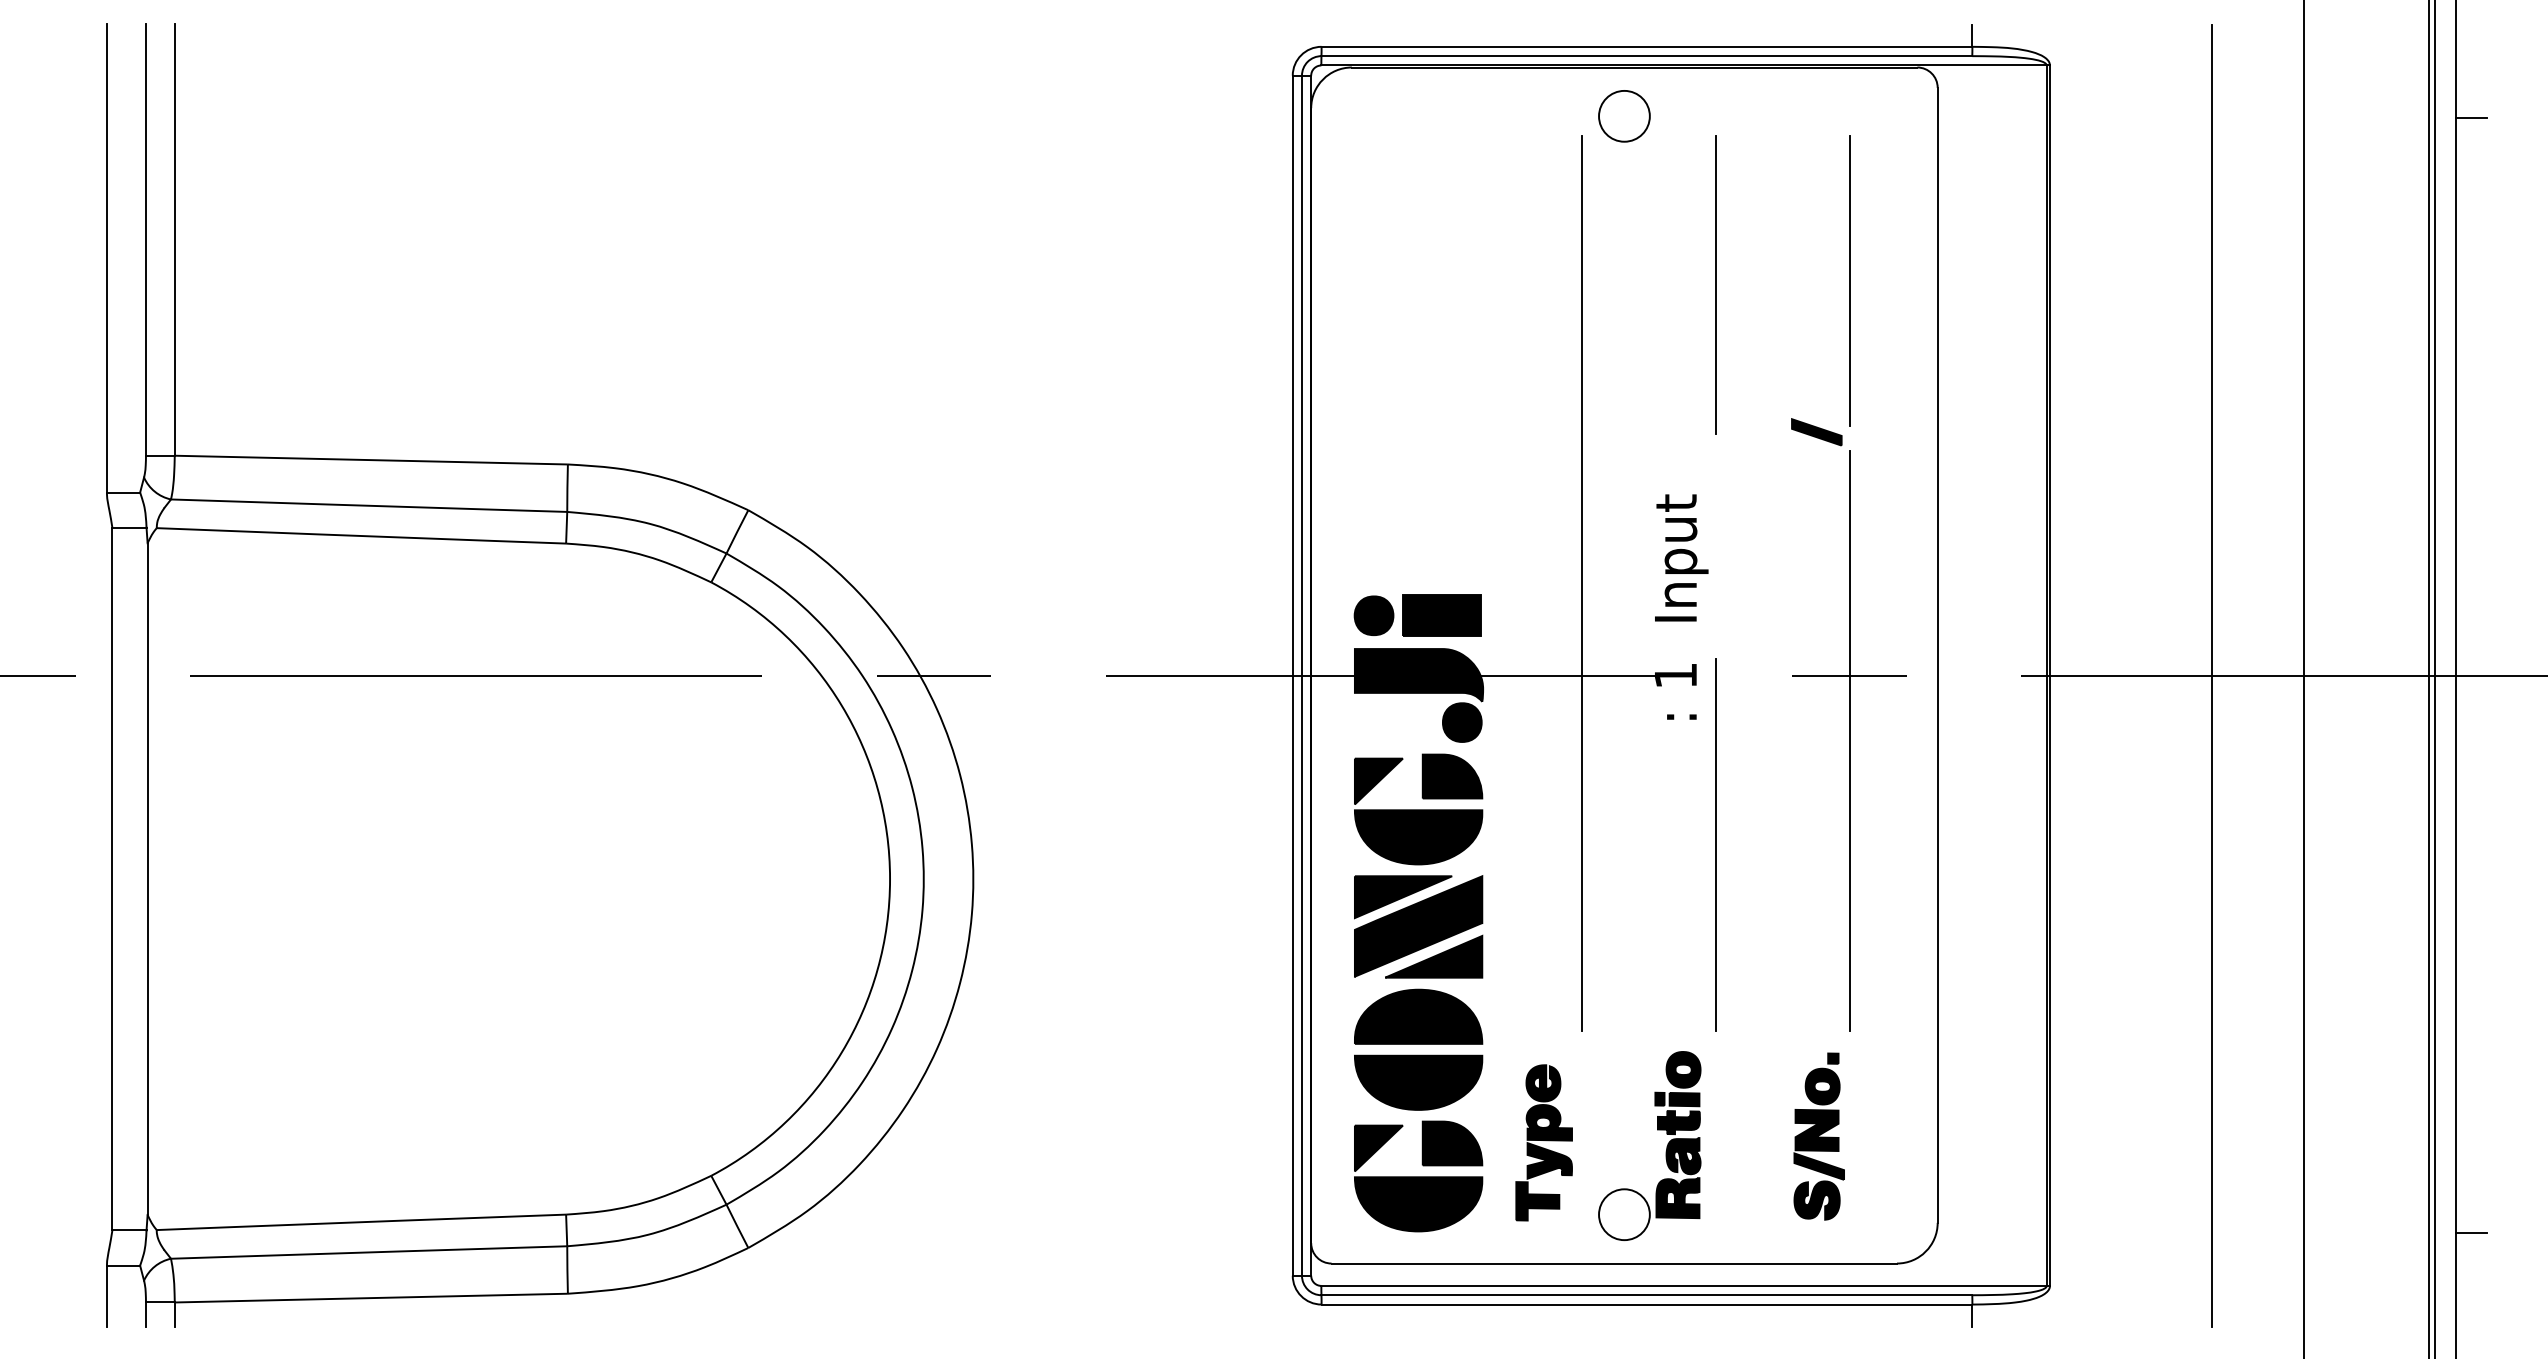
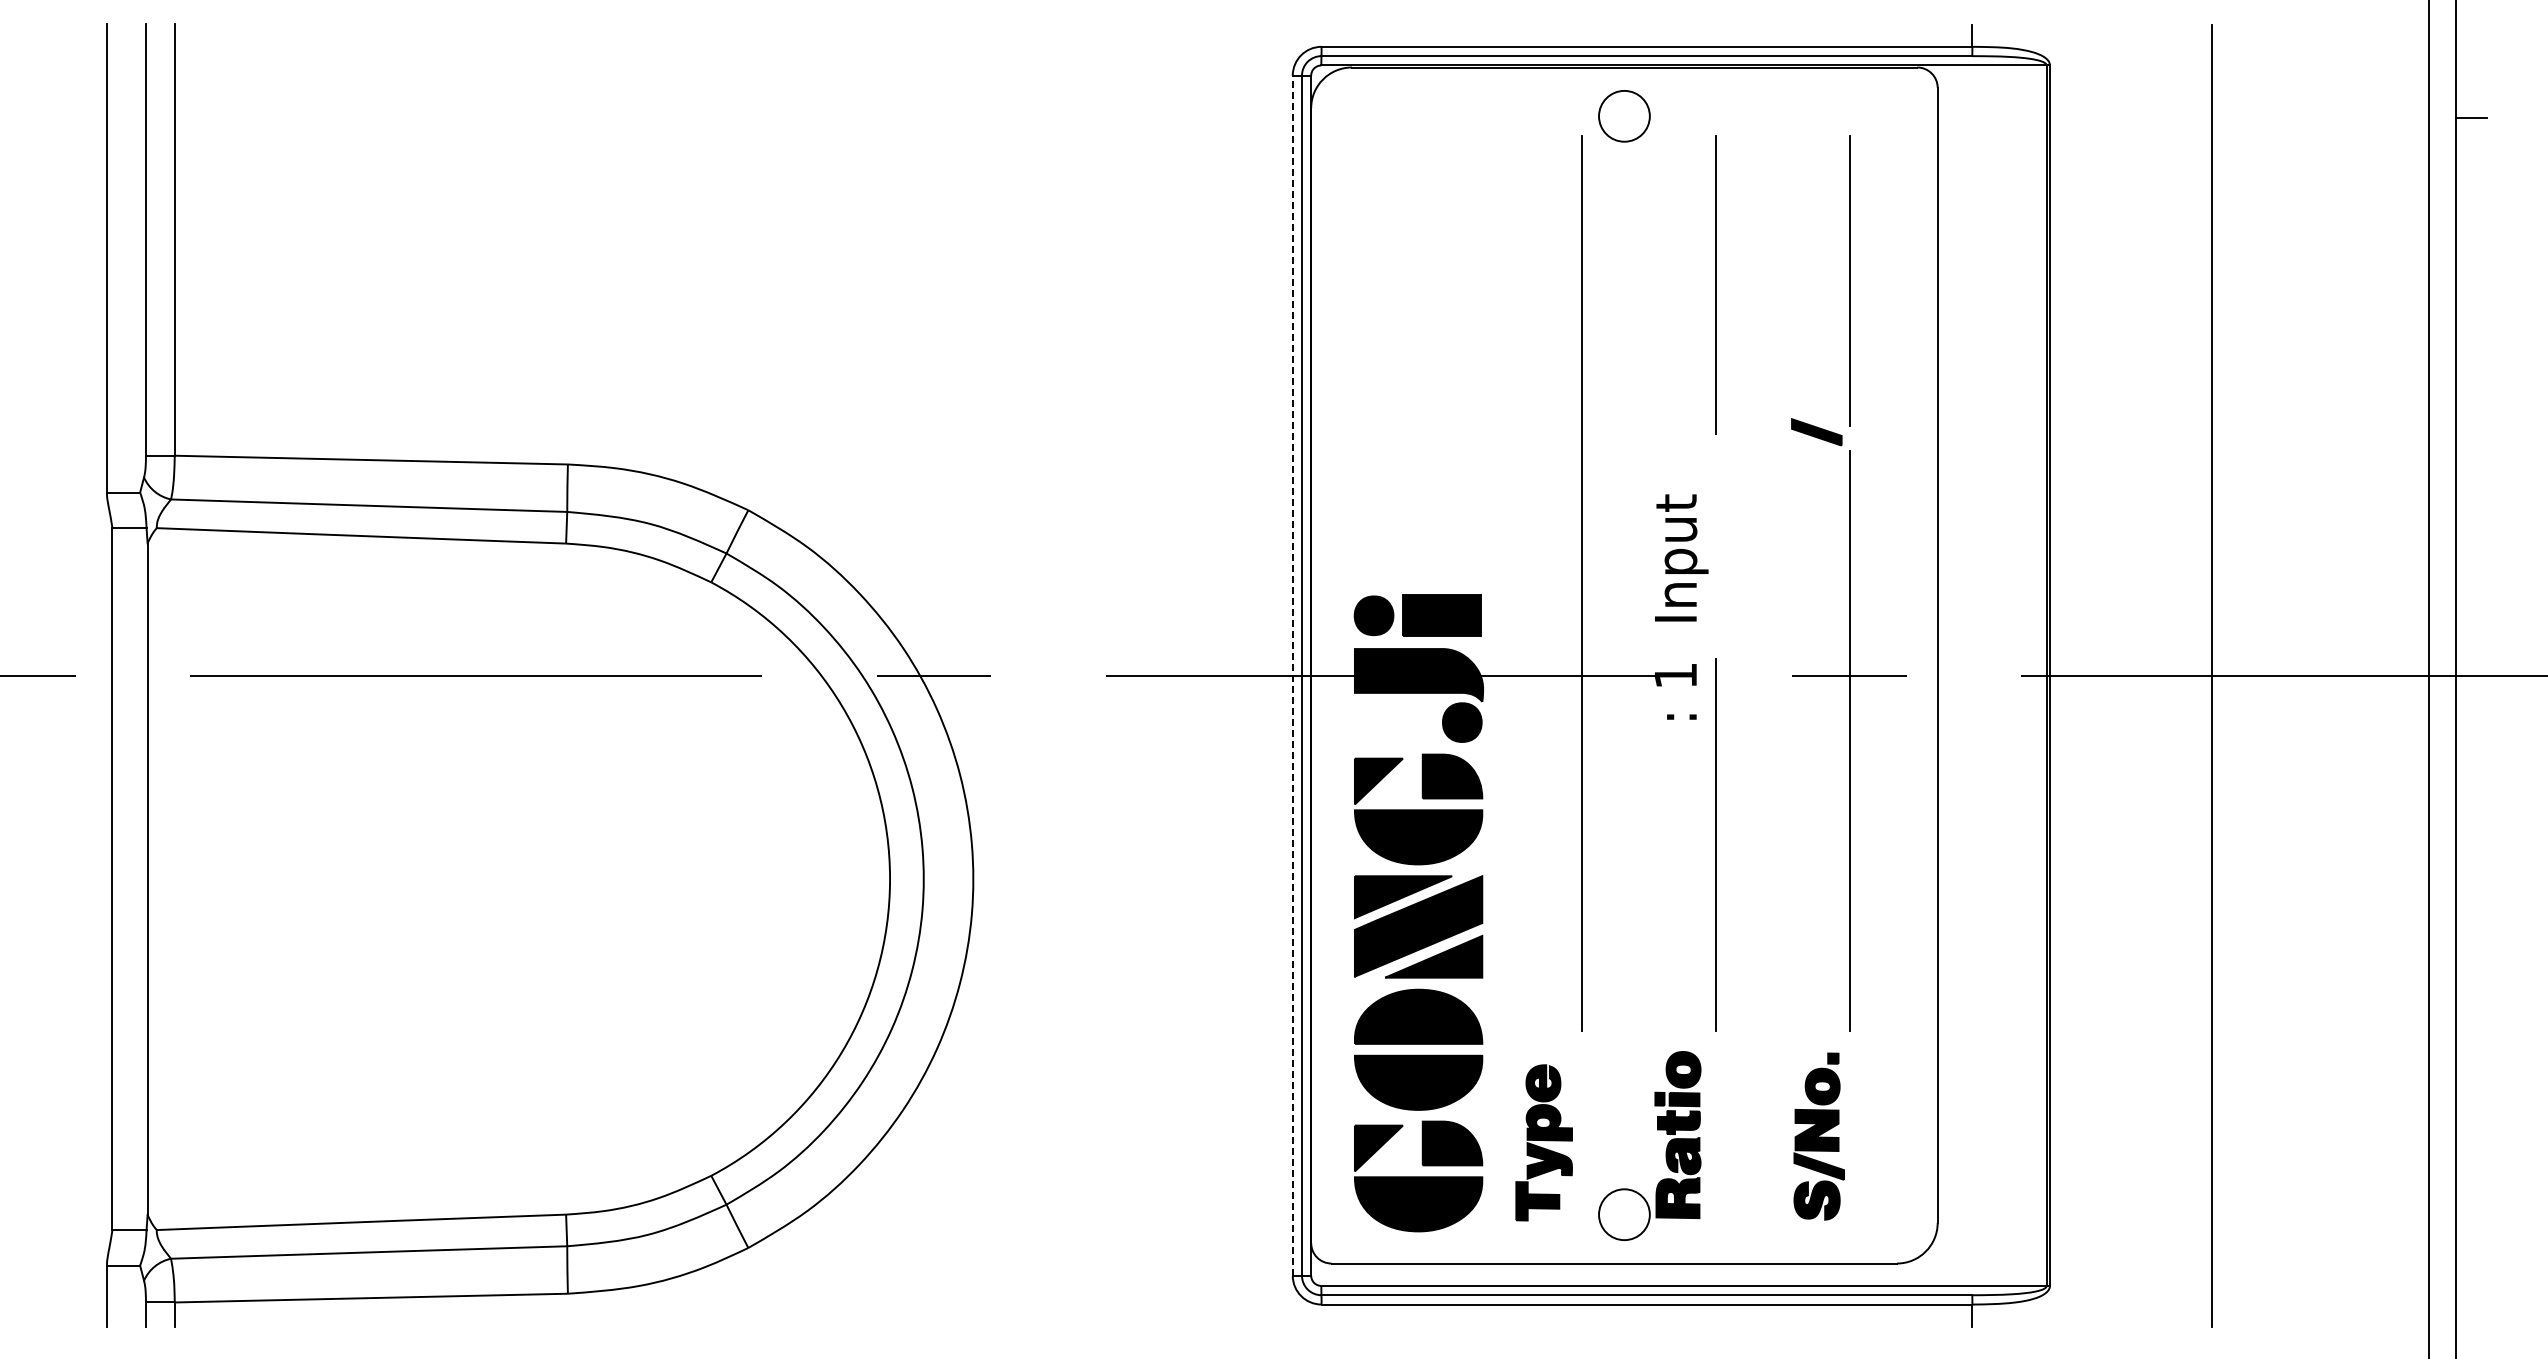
line: solid -> dashed (1292, 675)
line: present -> none (2303, 678)
line: present -> none (2434, 678)
line: present -> none (2471, 1233)
